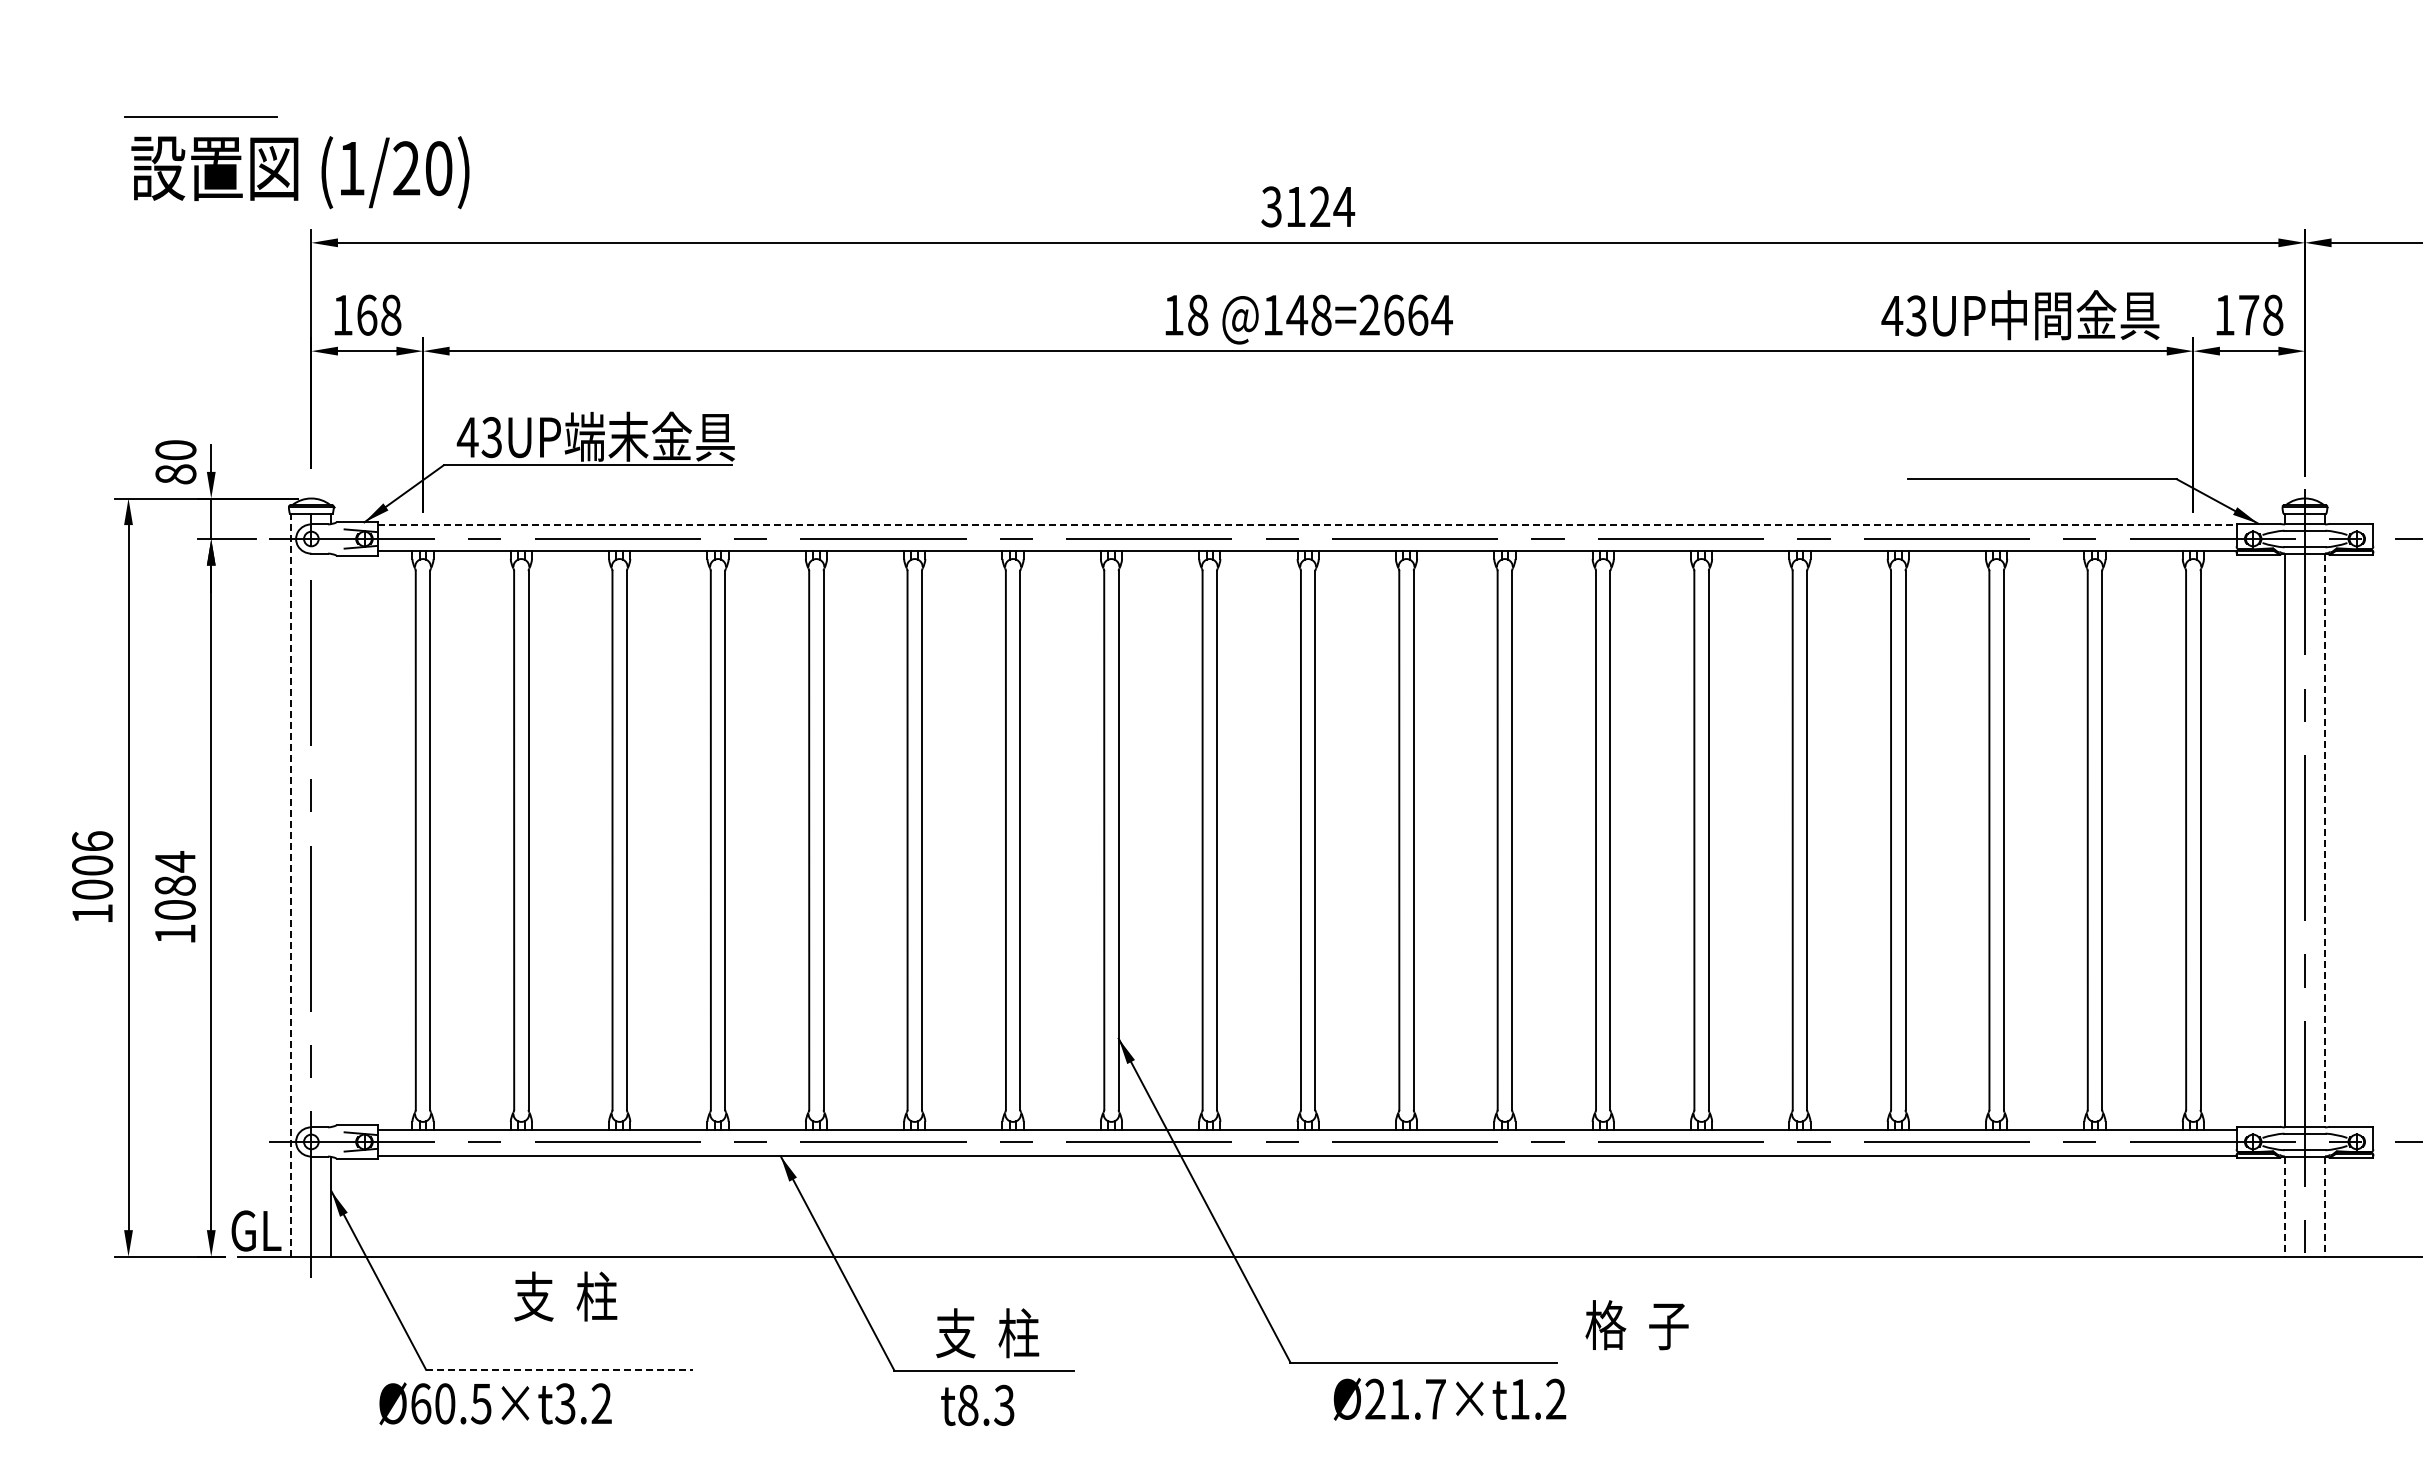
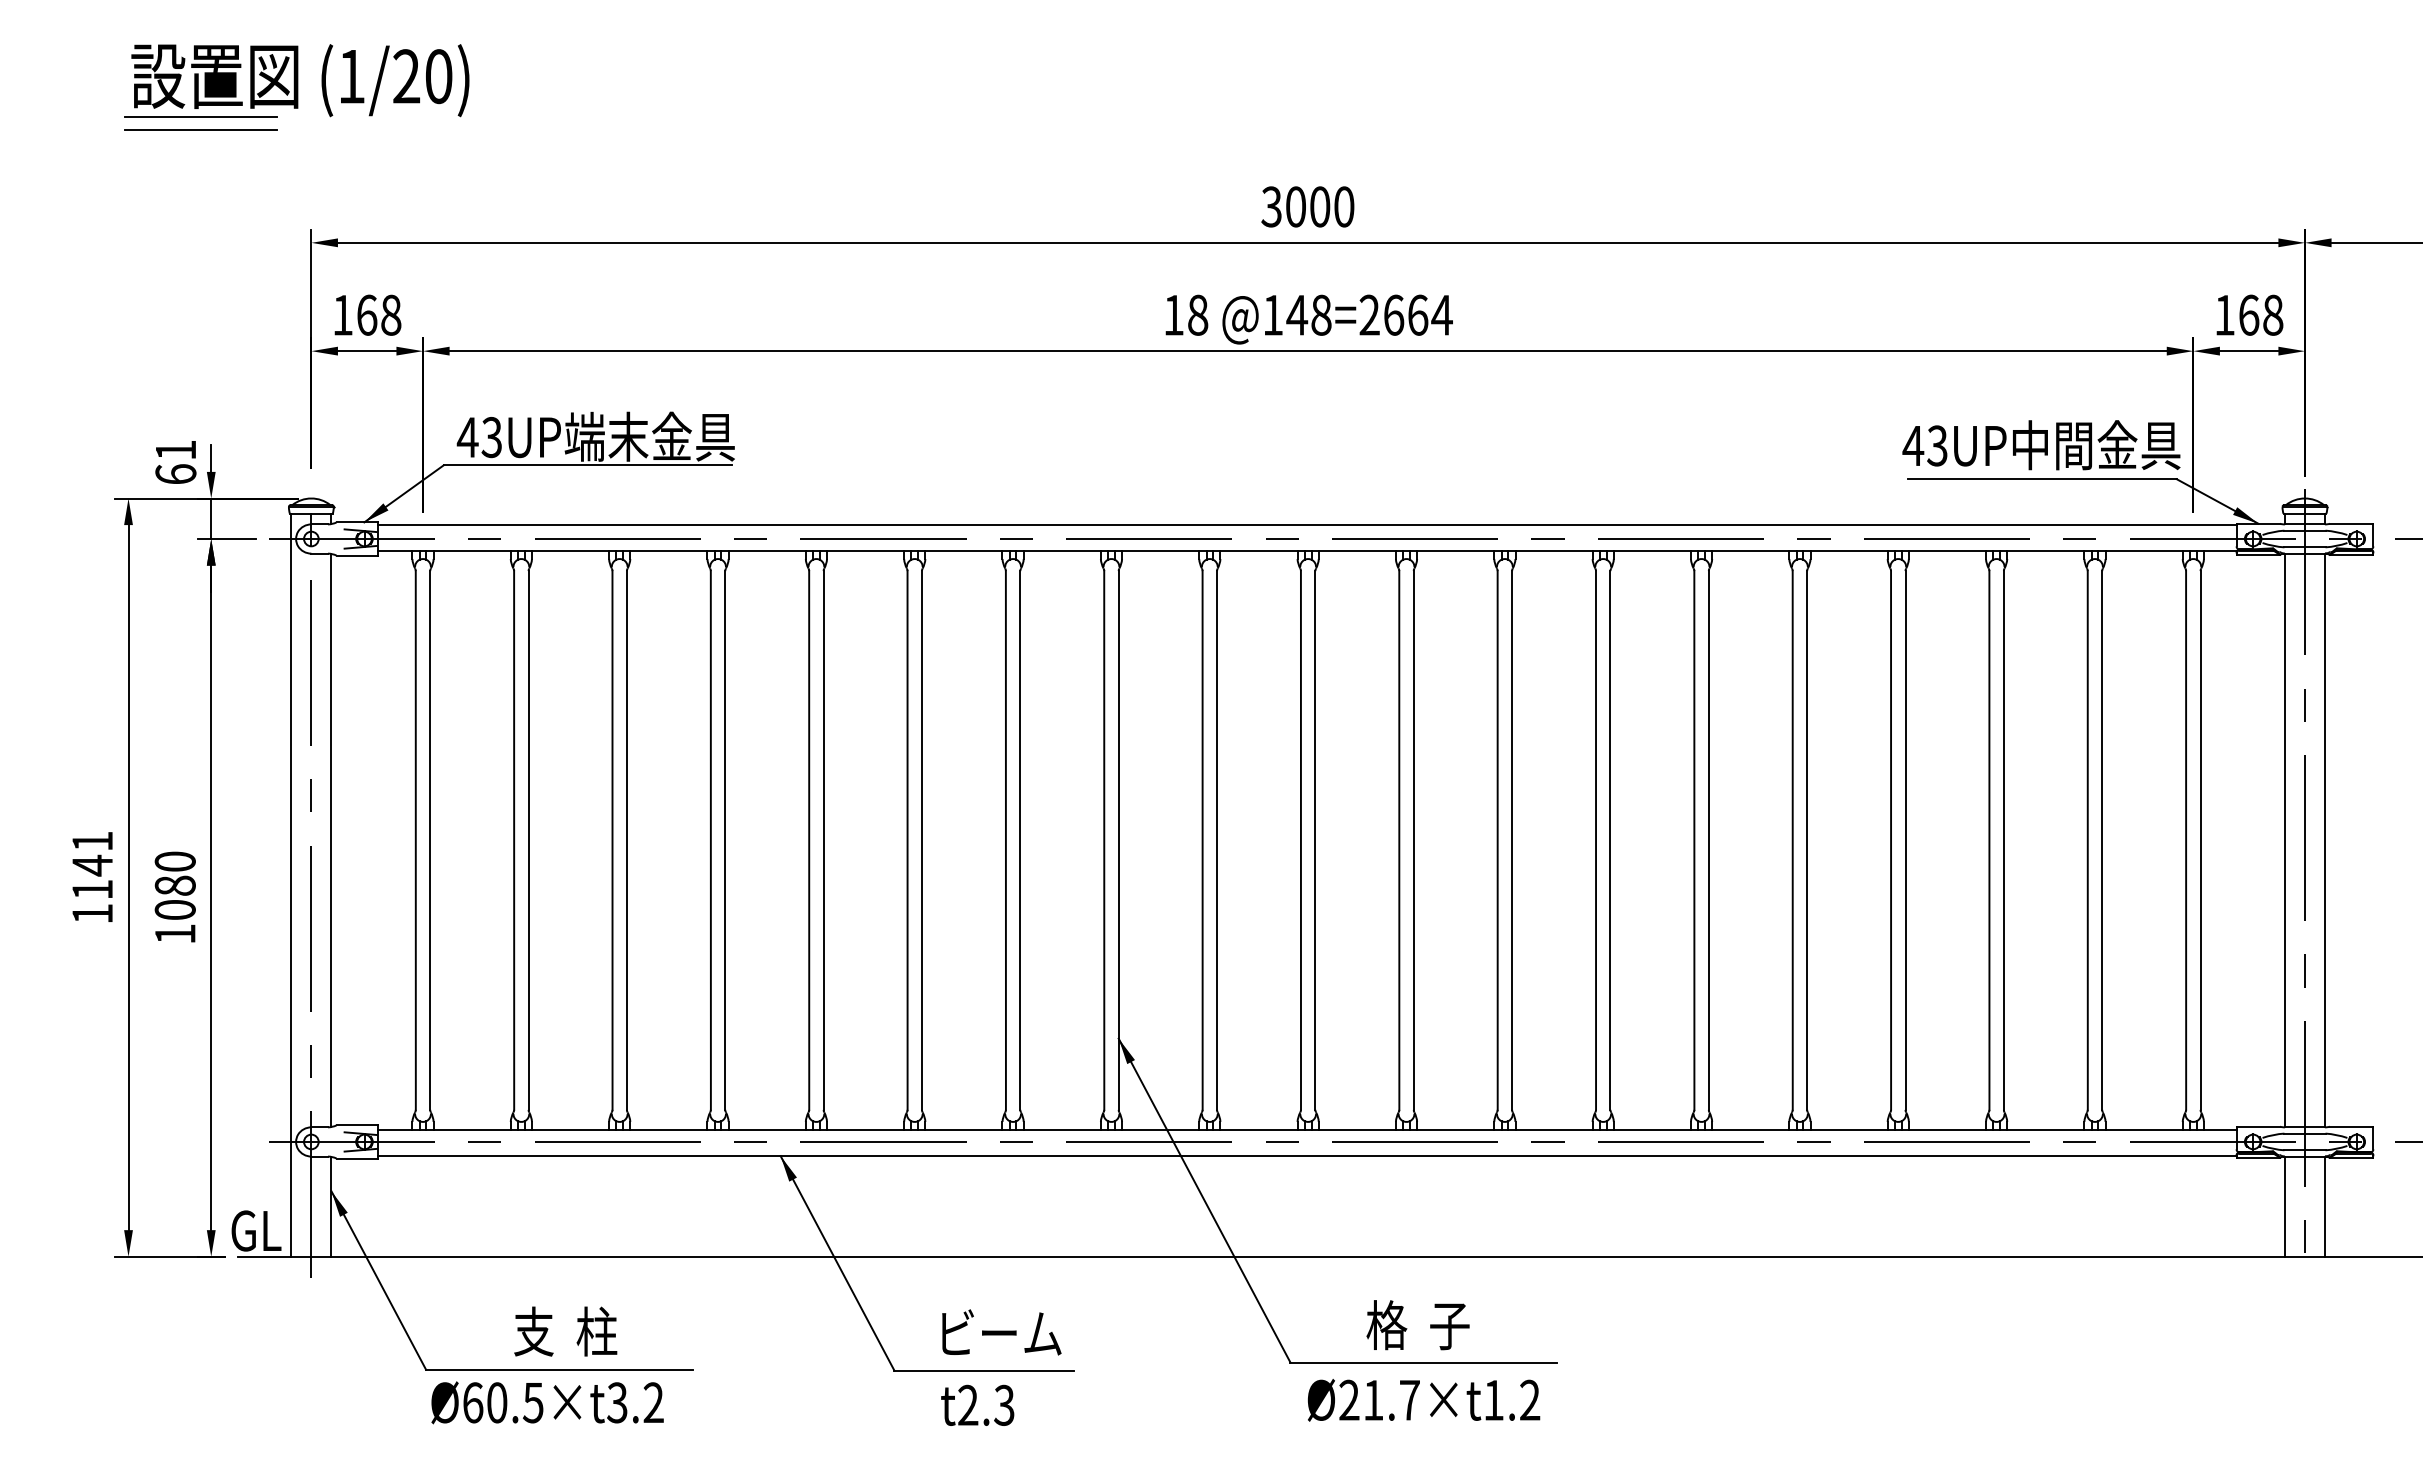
line: none -> present (200, 129)
text position: (300, 172) -> (300, 80) (300, 80)
text: 3124 -> 3000 (1320, 206)
text: 178 -> 168 (2249, 314)
text position: (2020, 315) -> (2041, 445) (2041, 445)
text: 80 -> 61 (175, 462)
line: dashed -> solid (1307, 524)
line: none -> present (331, 840)
line: dashed -> solid (2325, 840)
text: 1084 -> 1080 (174, 861)
text: 1006 -> 1141 (92, 865)
line: dashed -> solid (291, 884)
line: dashed -> solid (2284, 1207)
line: dashed -> solid (2325, 1207)
text position: (565, 1296) -> (565, 1331) (565, 1331)
text position: (1636, 1325) -> (1417, 1325) (1417, 1325)
text: 支  柱 -> ビーム (998, 1333)
line: dashed -> solid (559, 1369)
text position: (1449, 1399) -> (1423, 1400) (1423, 1400)
text position: (495, 1403) -> (547, 1402) (547, 1402)
text: t8.3 -> t2.3 (968, 1404)
